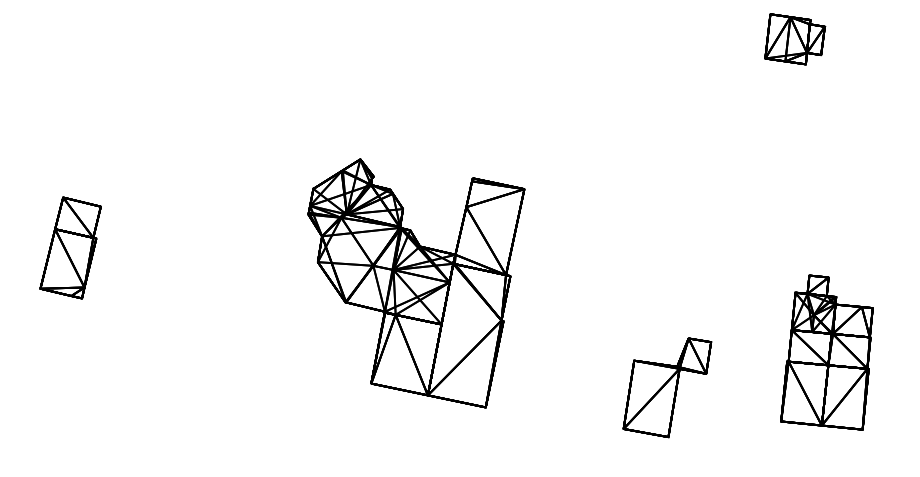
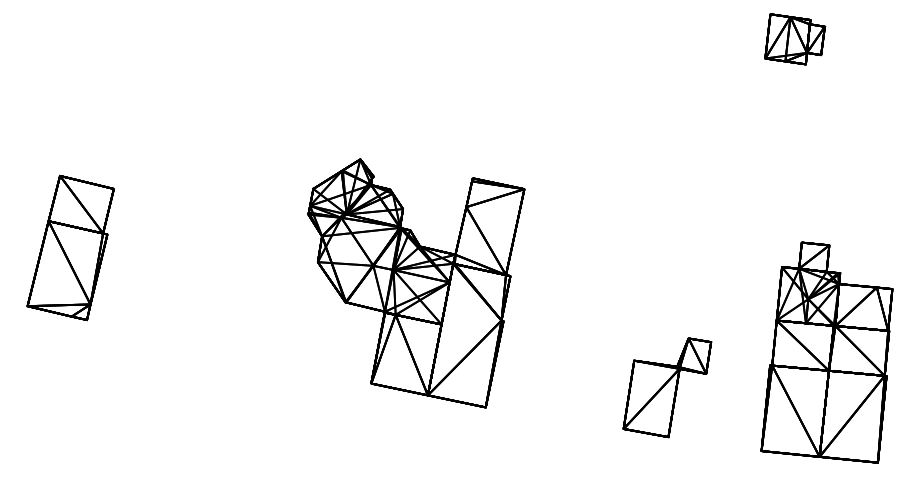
part size: 63x104 px -> 89x148 px (70, 247)
part size: 94x157 px -> 134x223 px (826, 352)
